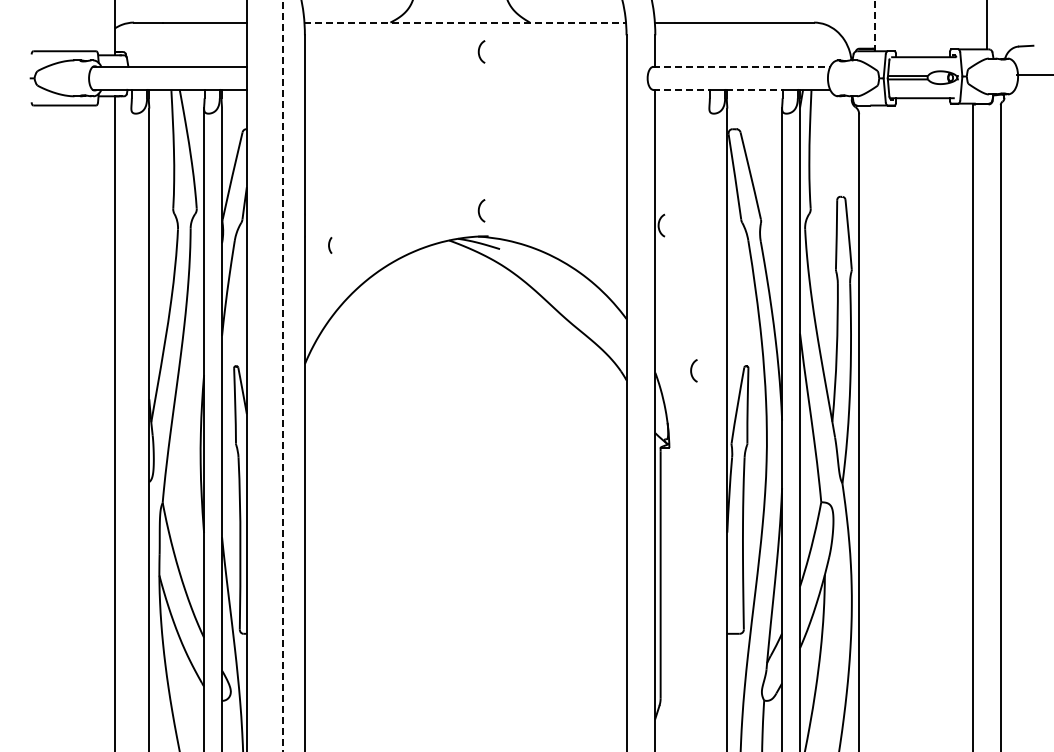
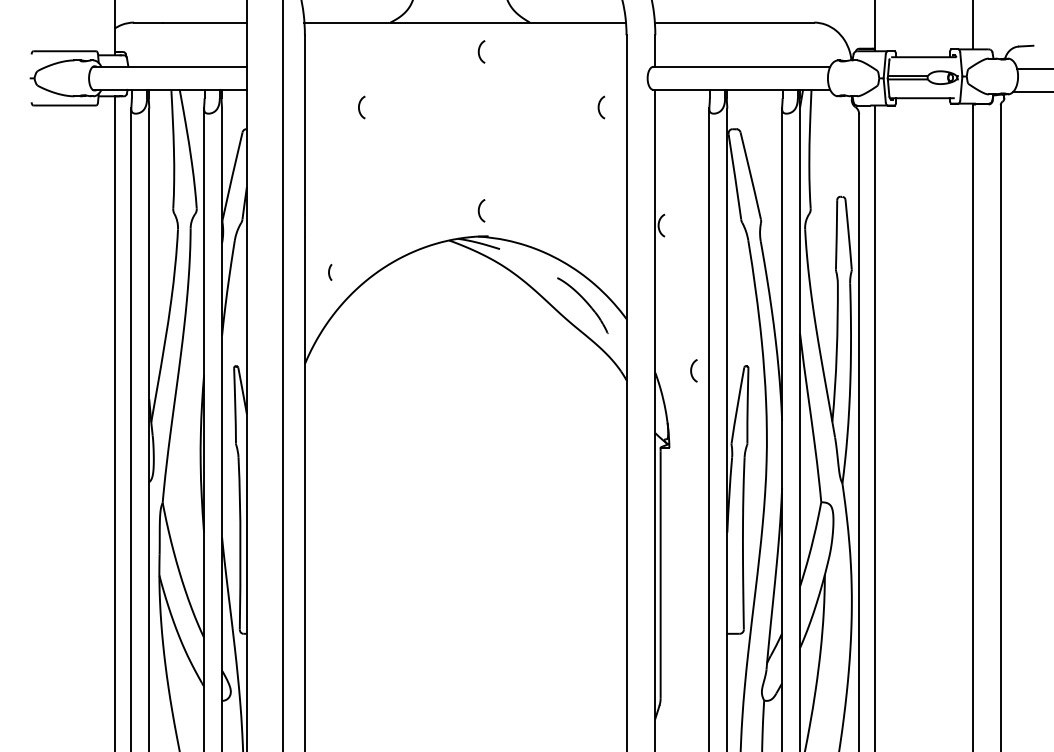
line: dashed -> solid (465, 22)
line position: (986, 25) -> (972, 25) (972, 25)
line: dashed -> solid (875, 26)
line: dashed -> solid (742, 66)
line position: (1033, 75) -> (1033, 69) (1033, 69)
line: dashed -> solid (682, 89)
line: dashed -> solid (754, 89)
line: none -> present (1031, 92)
curve: none -> present (359, 107)
curve: none -> present (599, 107)
curve position: (329, 245) -> (329, 272) (329, 272)
part: none -> present (582, 305)
line: dashed -> solid (283, 375)
line: none -> present (875, 426)
line: none -> present (131, 428)
line: none -> present (709, 428)
